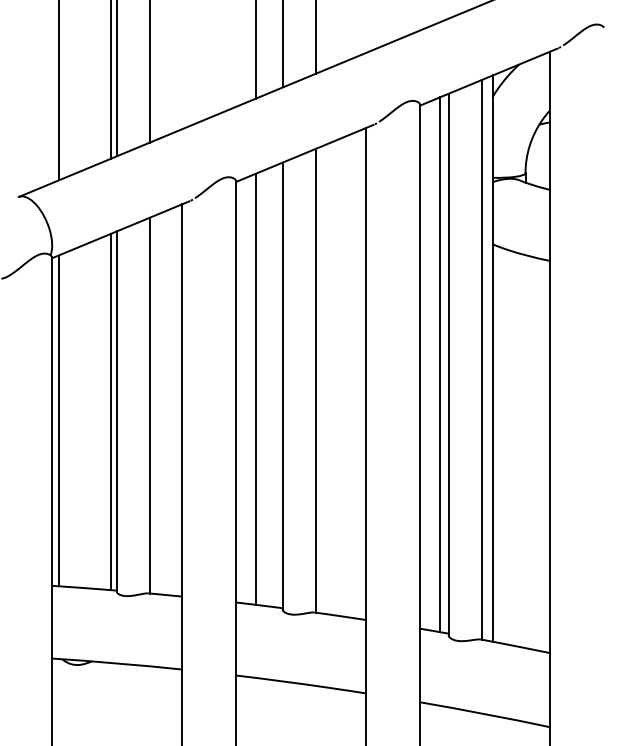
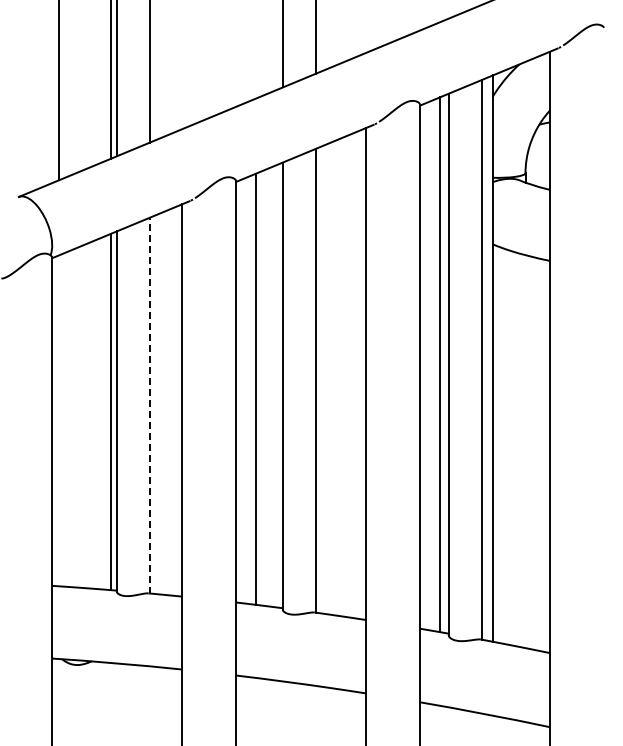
line: present -> none (256, 50)
line: solid -> dashed (149, 405)
line: present -> none (58, 420)
